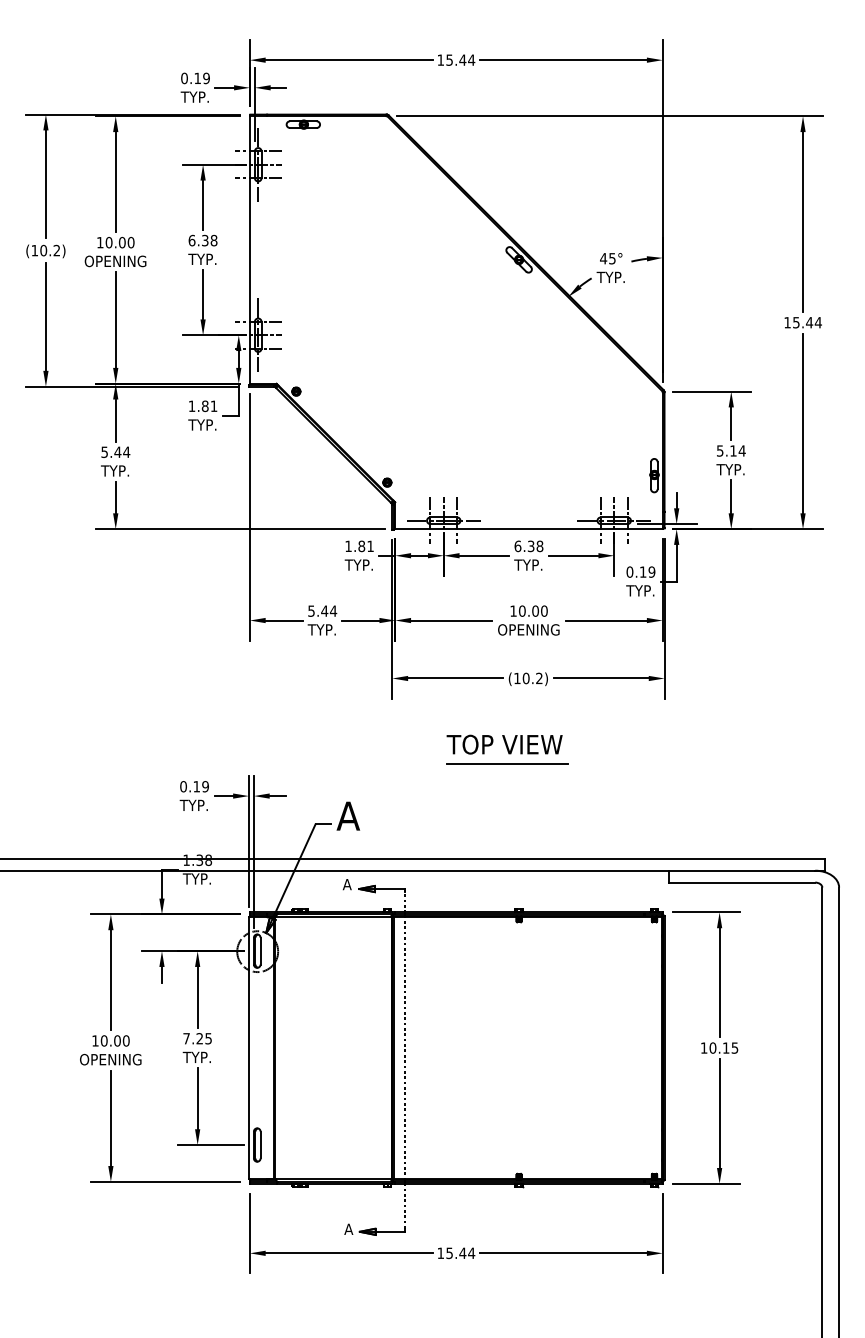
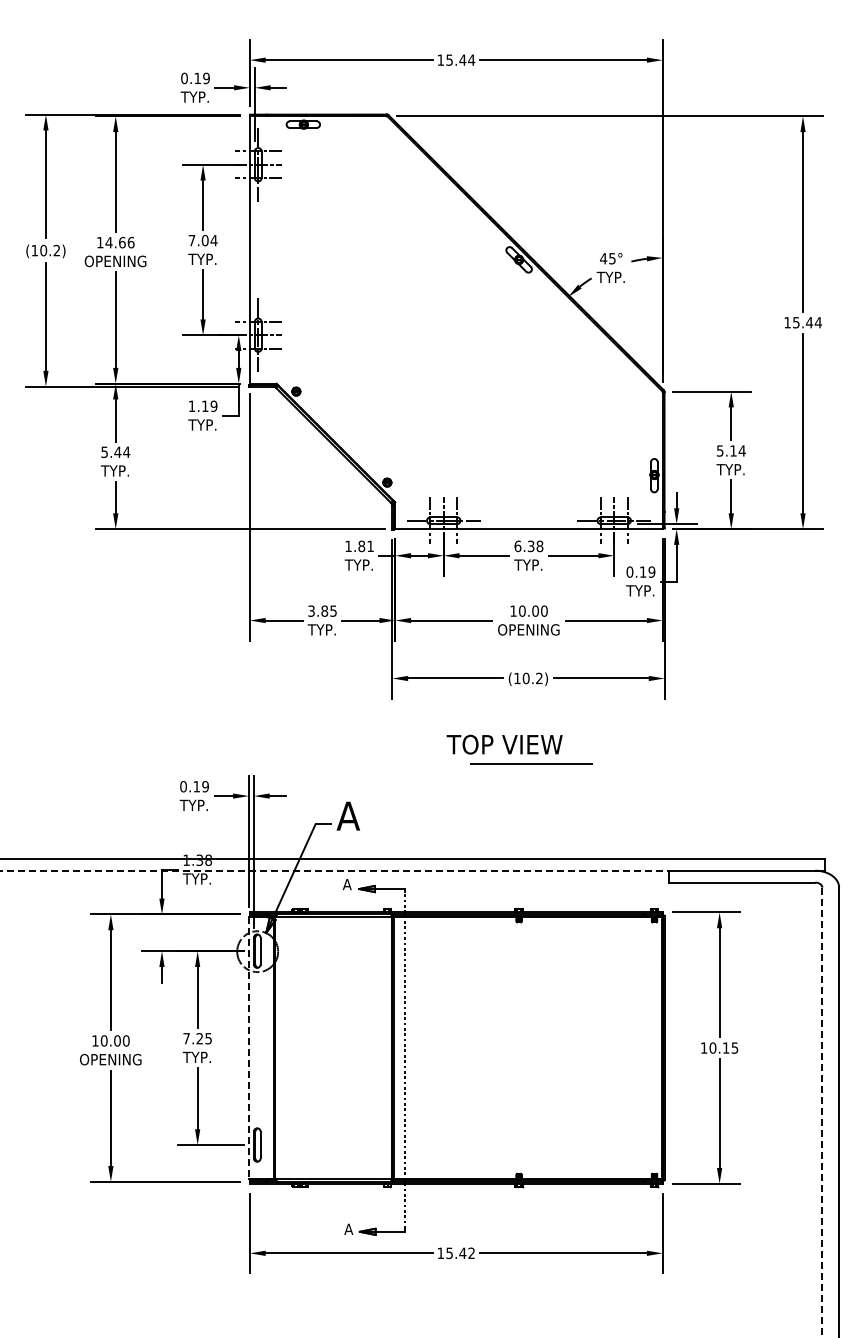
text: 6.38 -> 7.04 (202, 240)
text: 10.00 -> 14.66 (119, 242)
text: 1.81 -> 1.19 (209, 406)
text: 5.44 -> 3.85 (322, 610)
line position: (507, 763) -> (531, 763) (531, 763)
line: solid -> dashed (335, 870)
line: solid -> dashed (248, 1048)
line: solid -> dashed (822, 1112)
text: 15.44 -> 15.42 (471, 1252)
